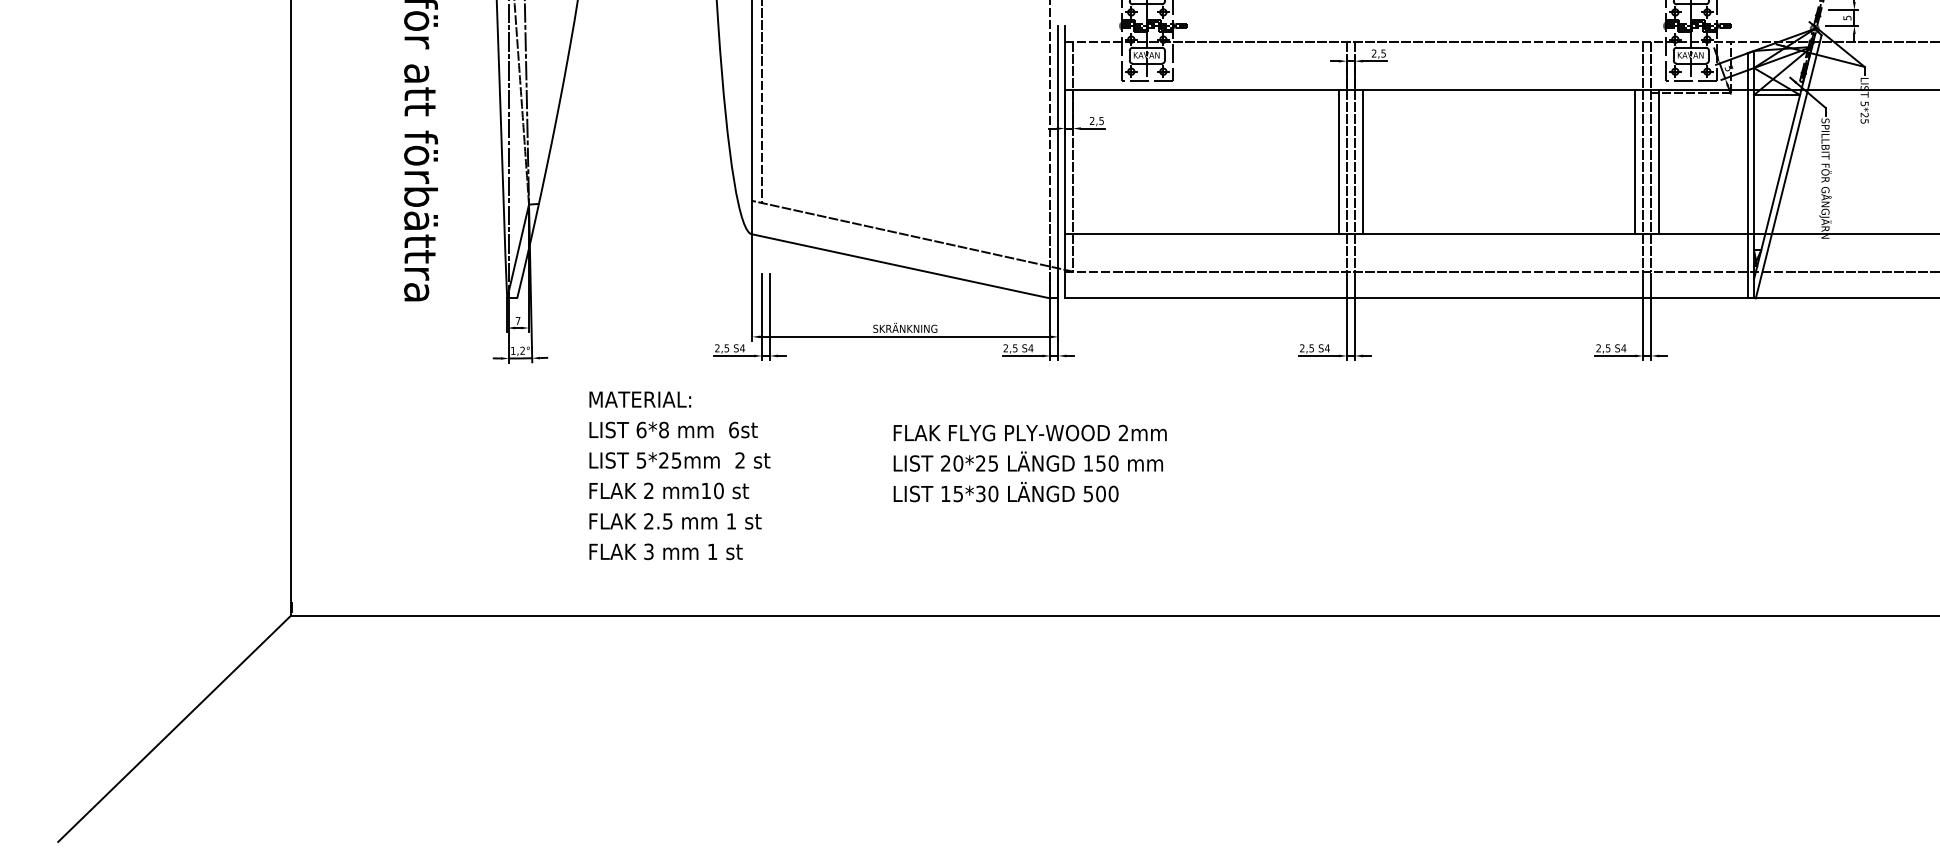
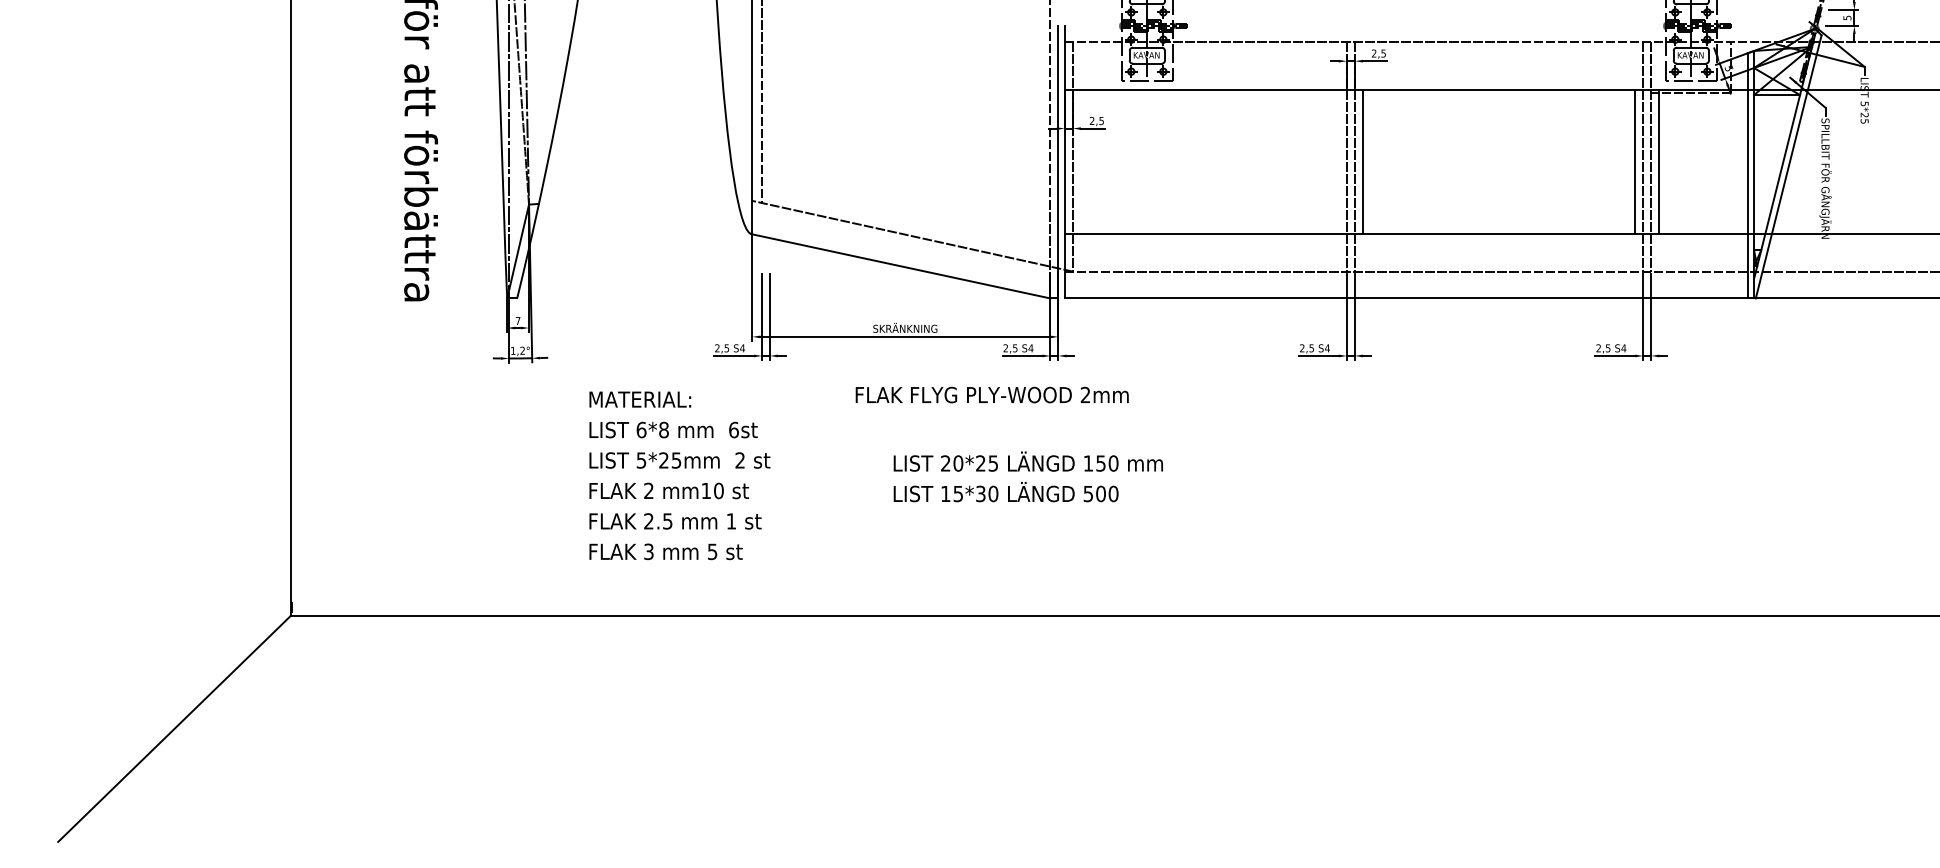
line: present -> none (1338, 162)
text position: (1029, 432) -> (991, 394) (991, 394)
text: 1 -> 5 (712, 551)
